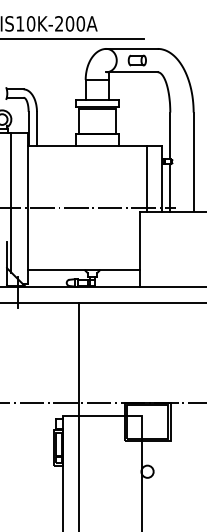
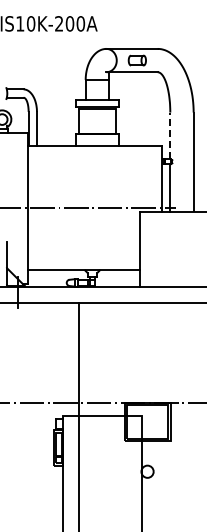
line: present -> none (72, 38)
line: solid -> dashed (170, 135)
line: present -> none (146, 178)
line: present -> none (11, 202)
